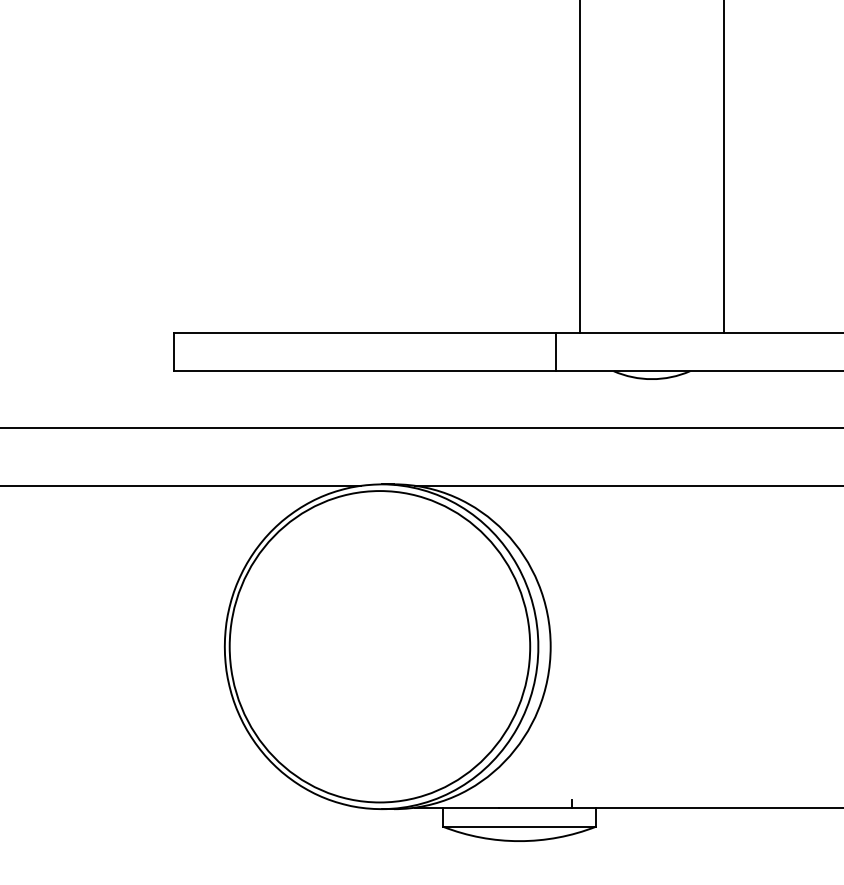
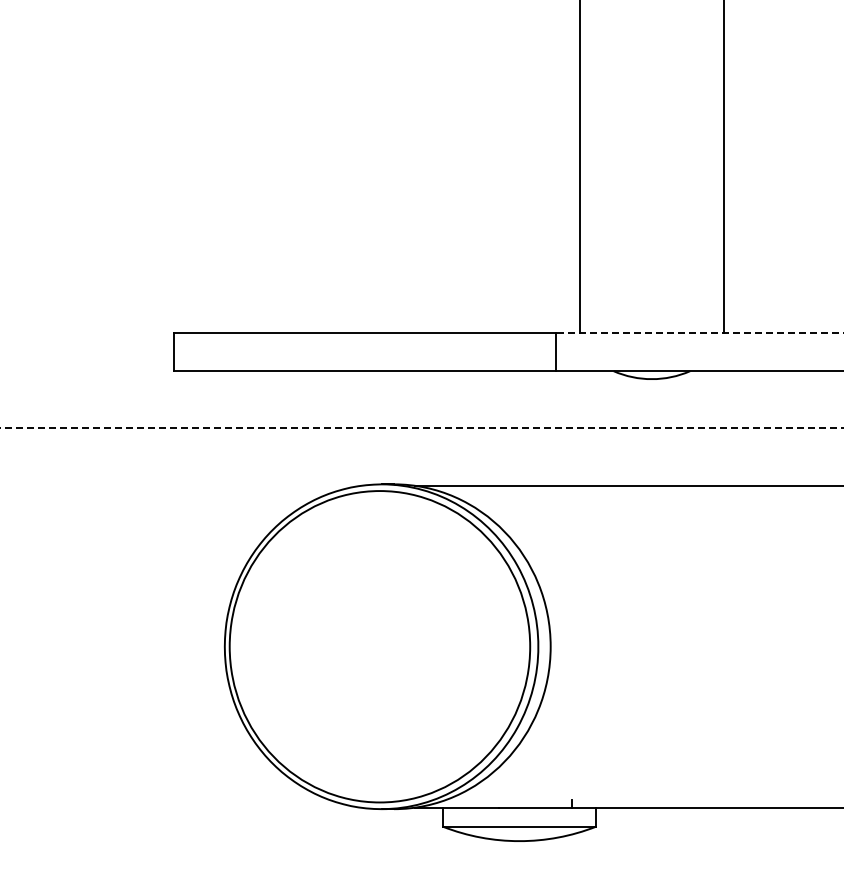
line: solid -> dashed (699, 332)
line: solid -> dashed (421, 428)
line: present -> none (181, 485)
